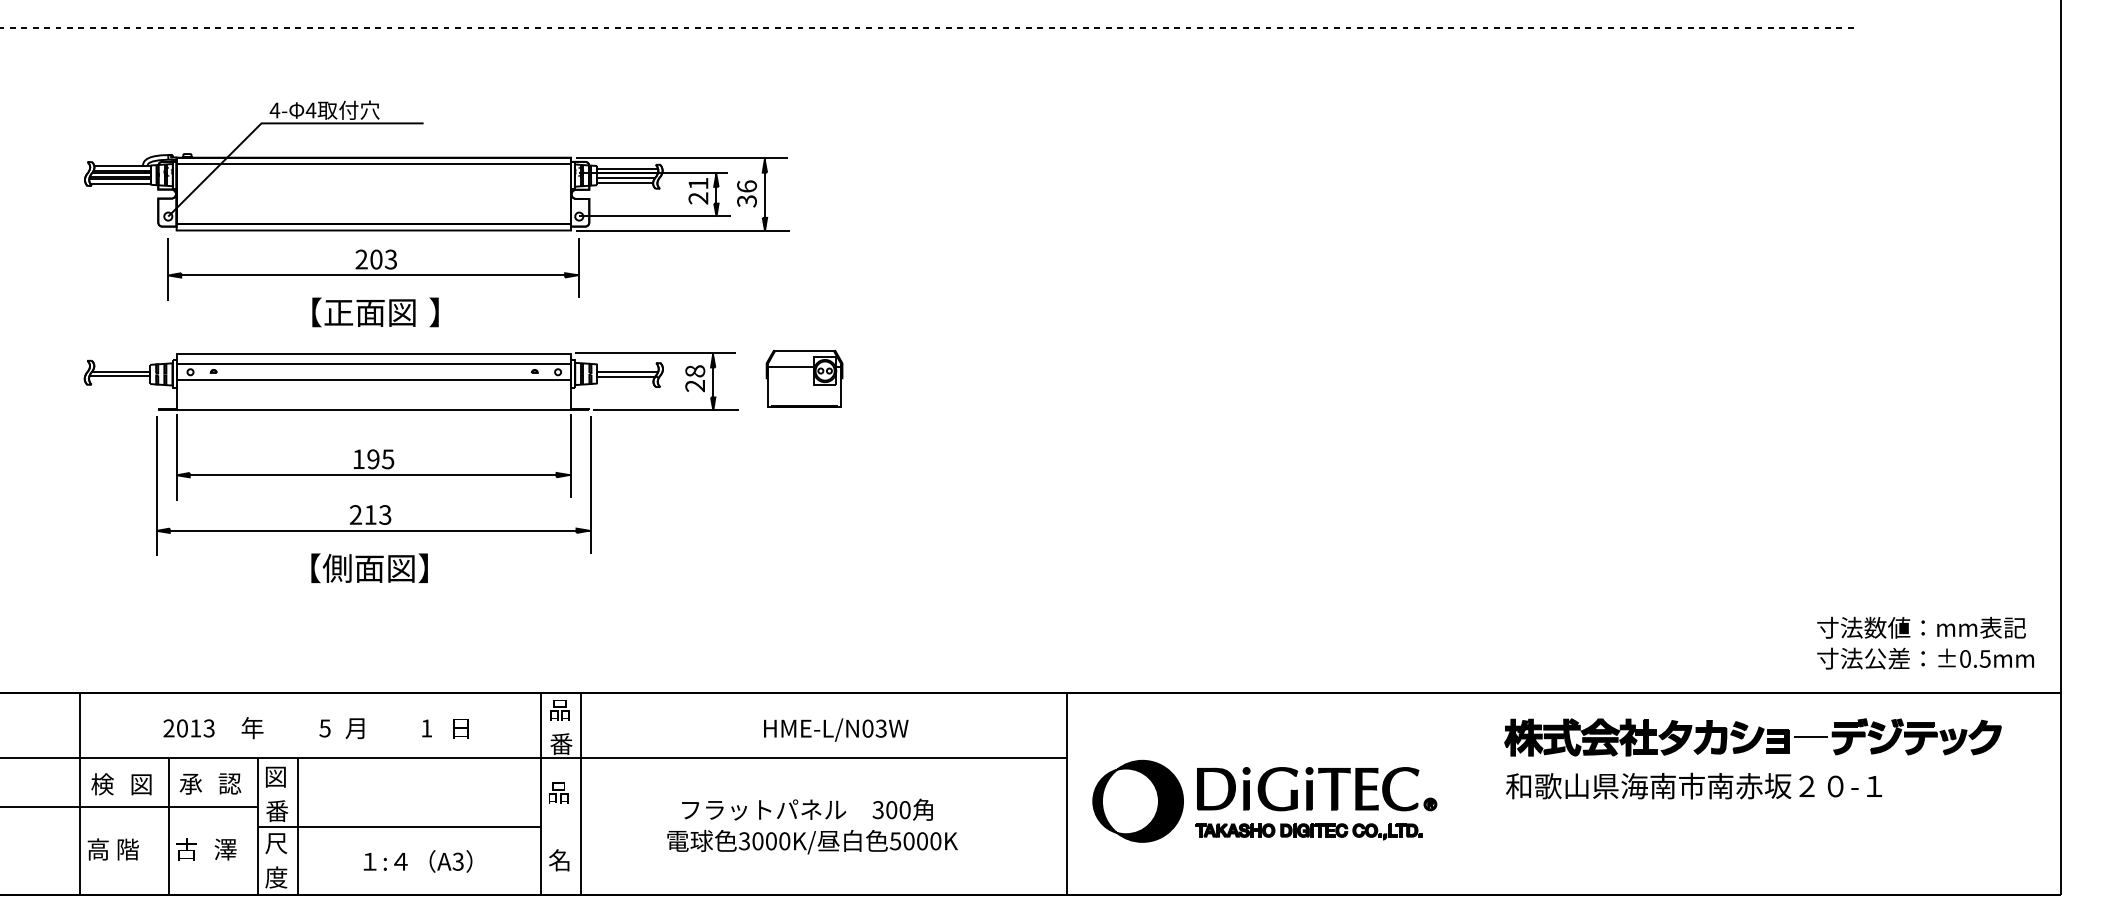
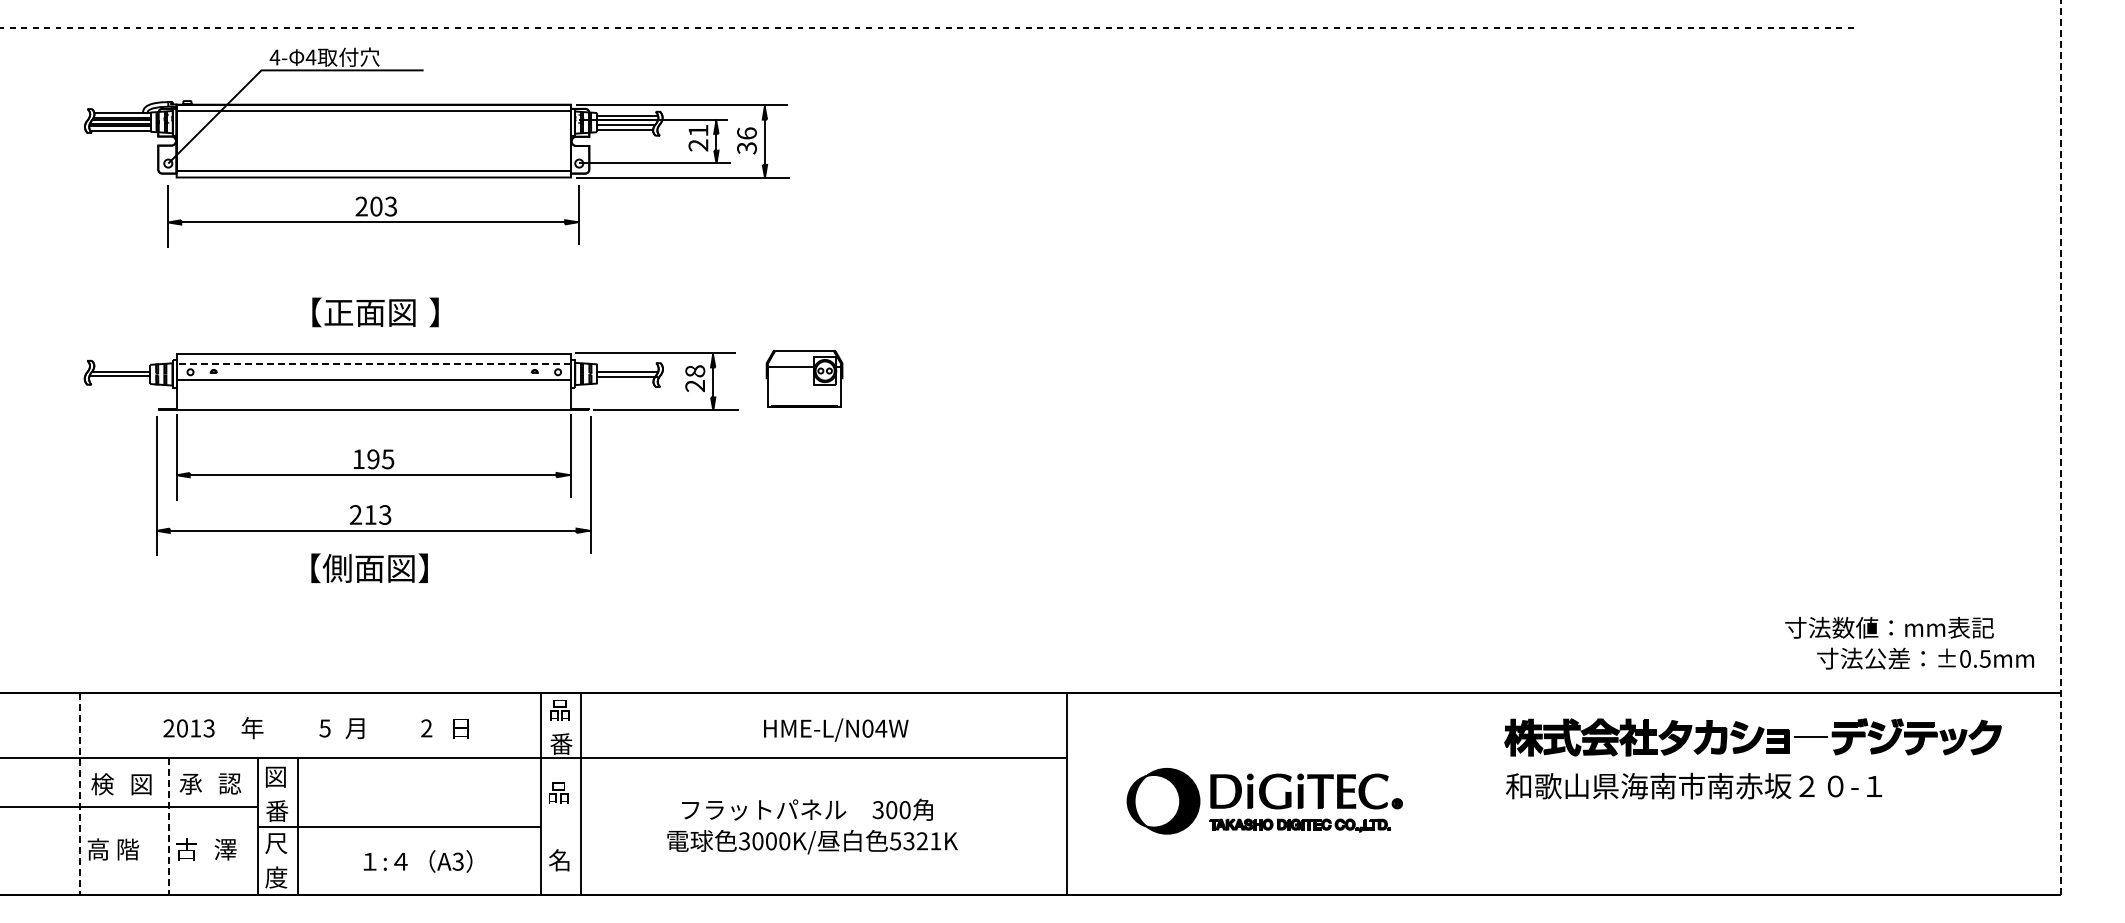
part position: (436, 200) -> (436, 147) (436, 147)
line: solid -> dashed (373, 363)
line: solid -> dashed (2061, 447)
text position: (1921, 627) -> (1889, 627) (1889, 627)
text: 1 -> 2 (426, 728)
text: HME-L/N03W -> HME-L/N04W (881, 728)
line: solid -> dashed (79, 794)
part size: 346x84 px -> 277x67 px (1264, 801)
line: solid -> dashed (168, 826)
text: 5000K -> 5321K (922, 841)
